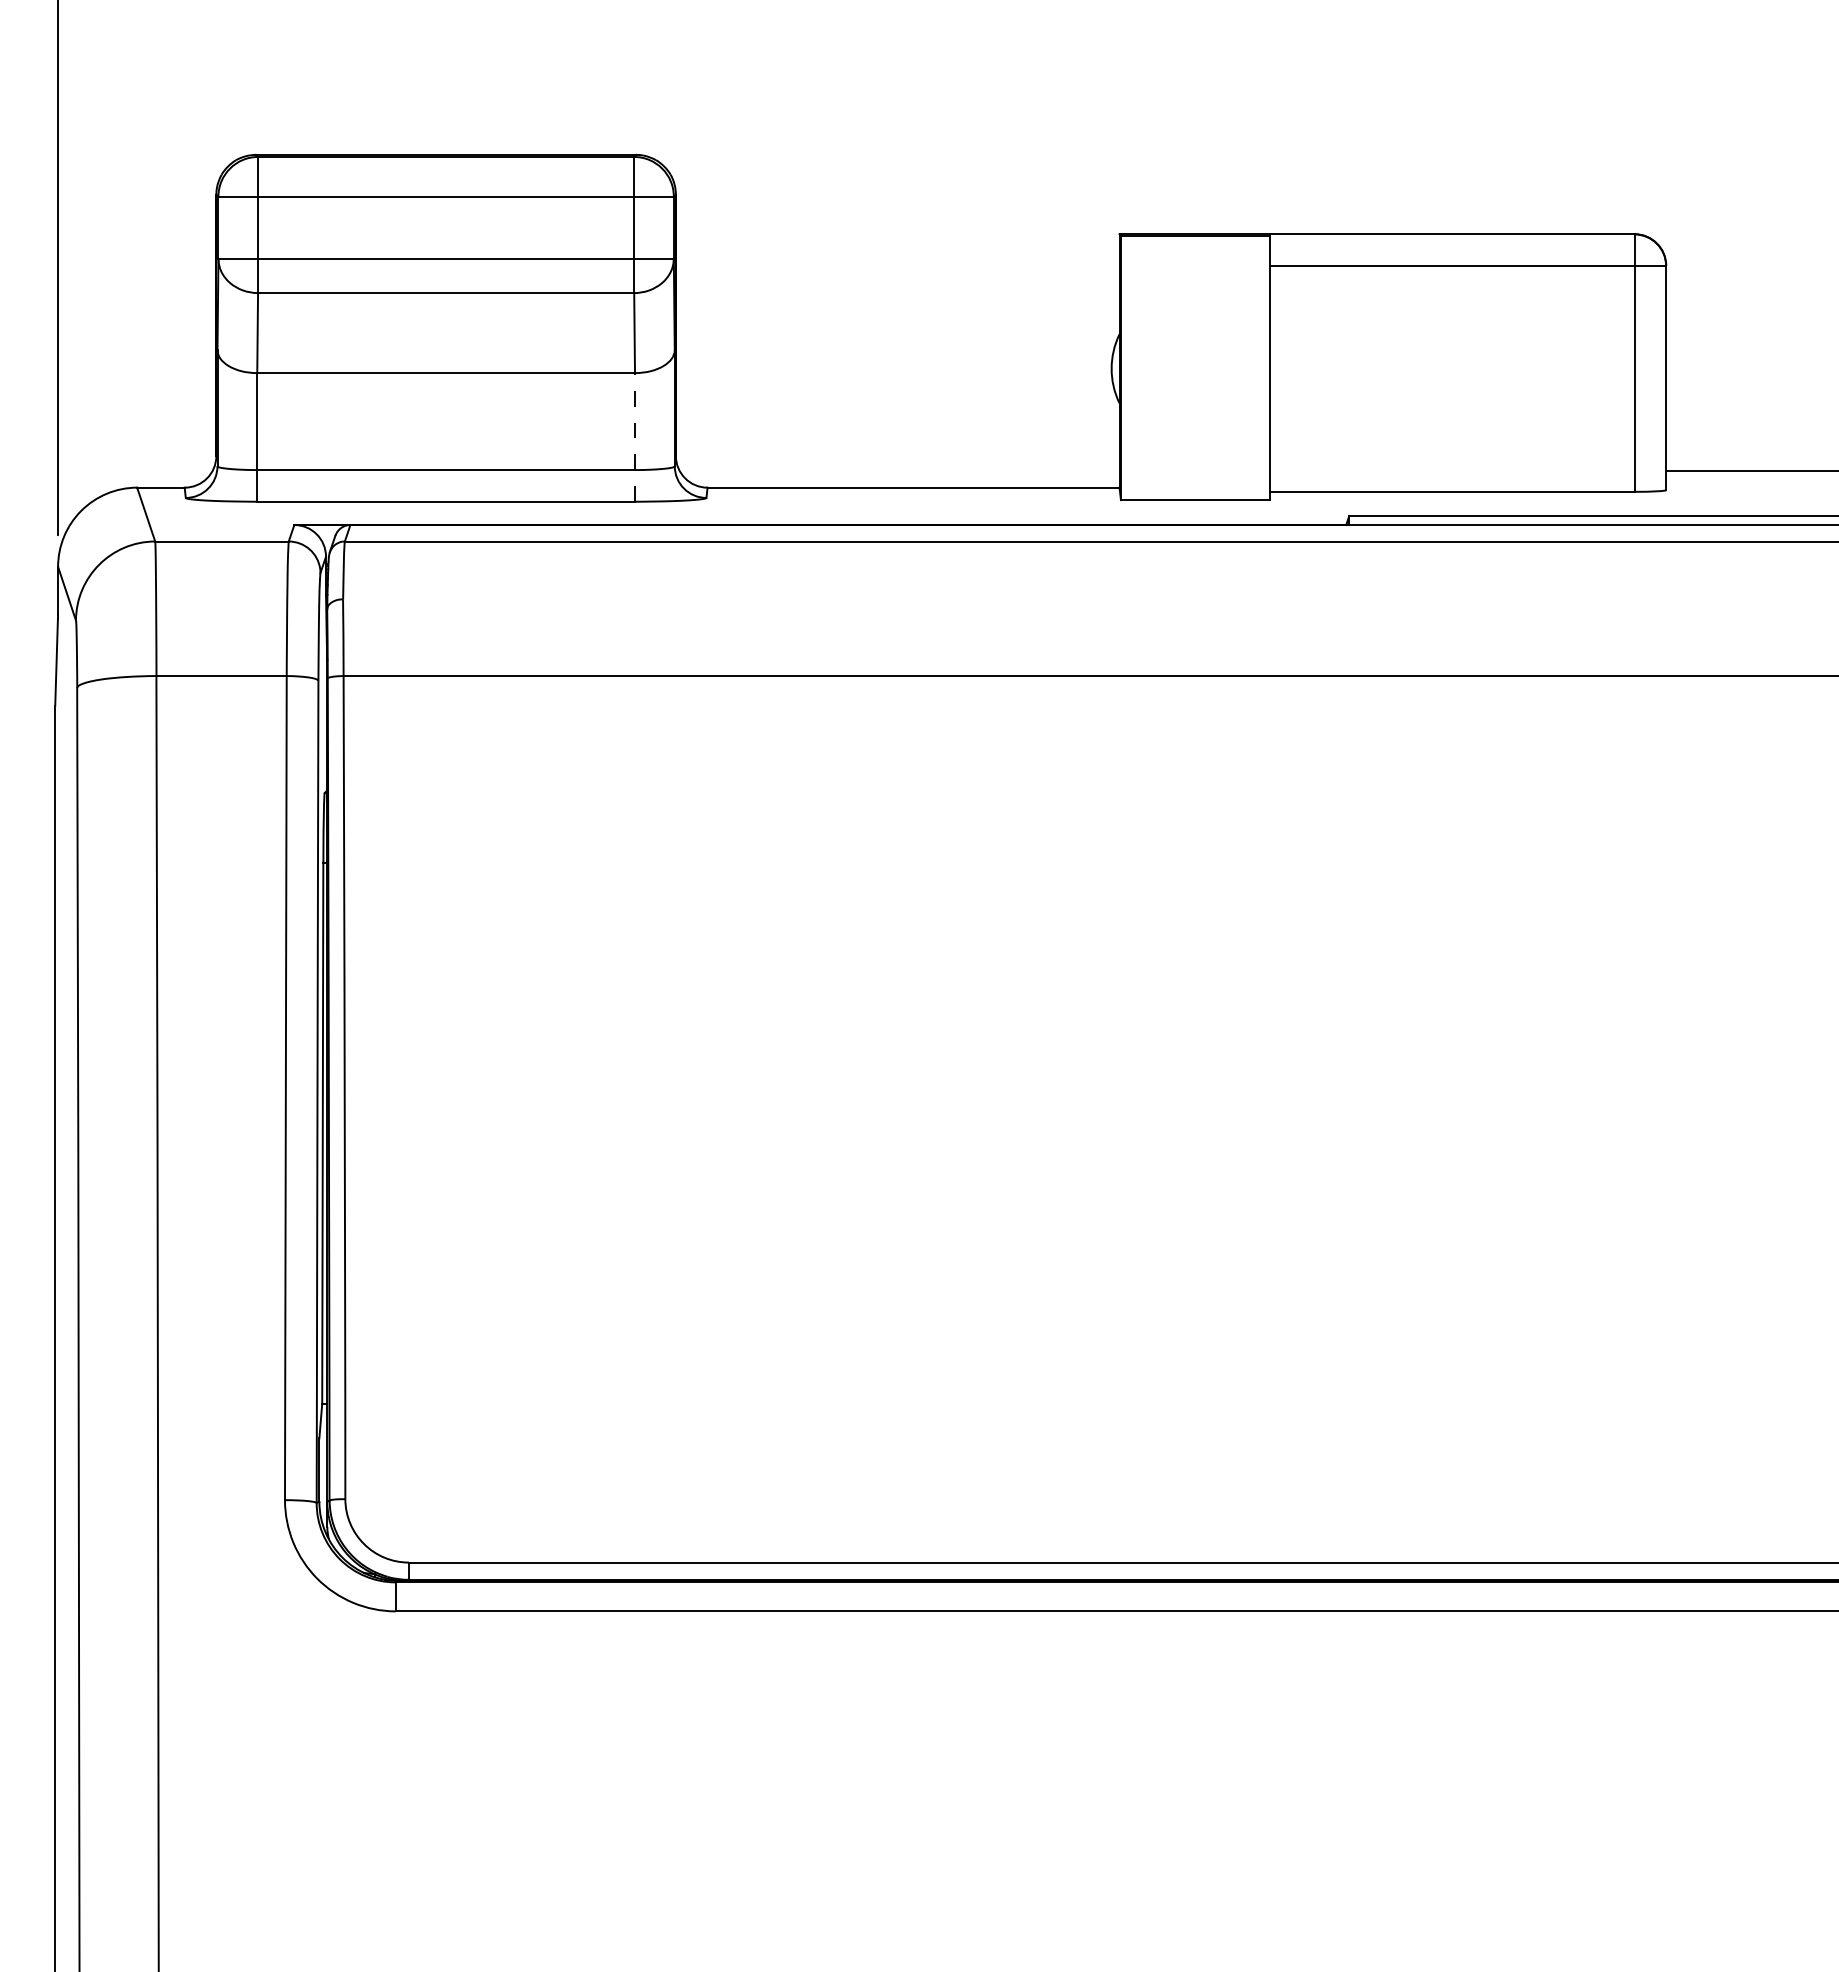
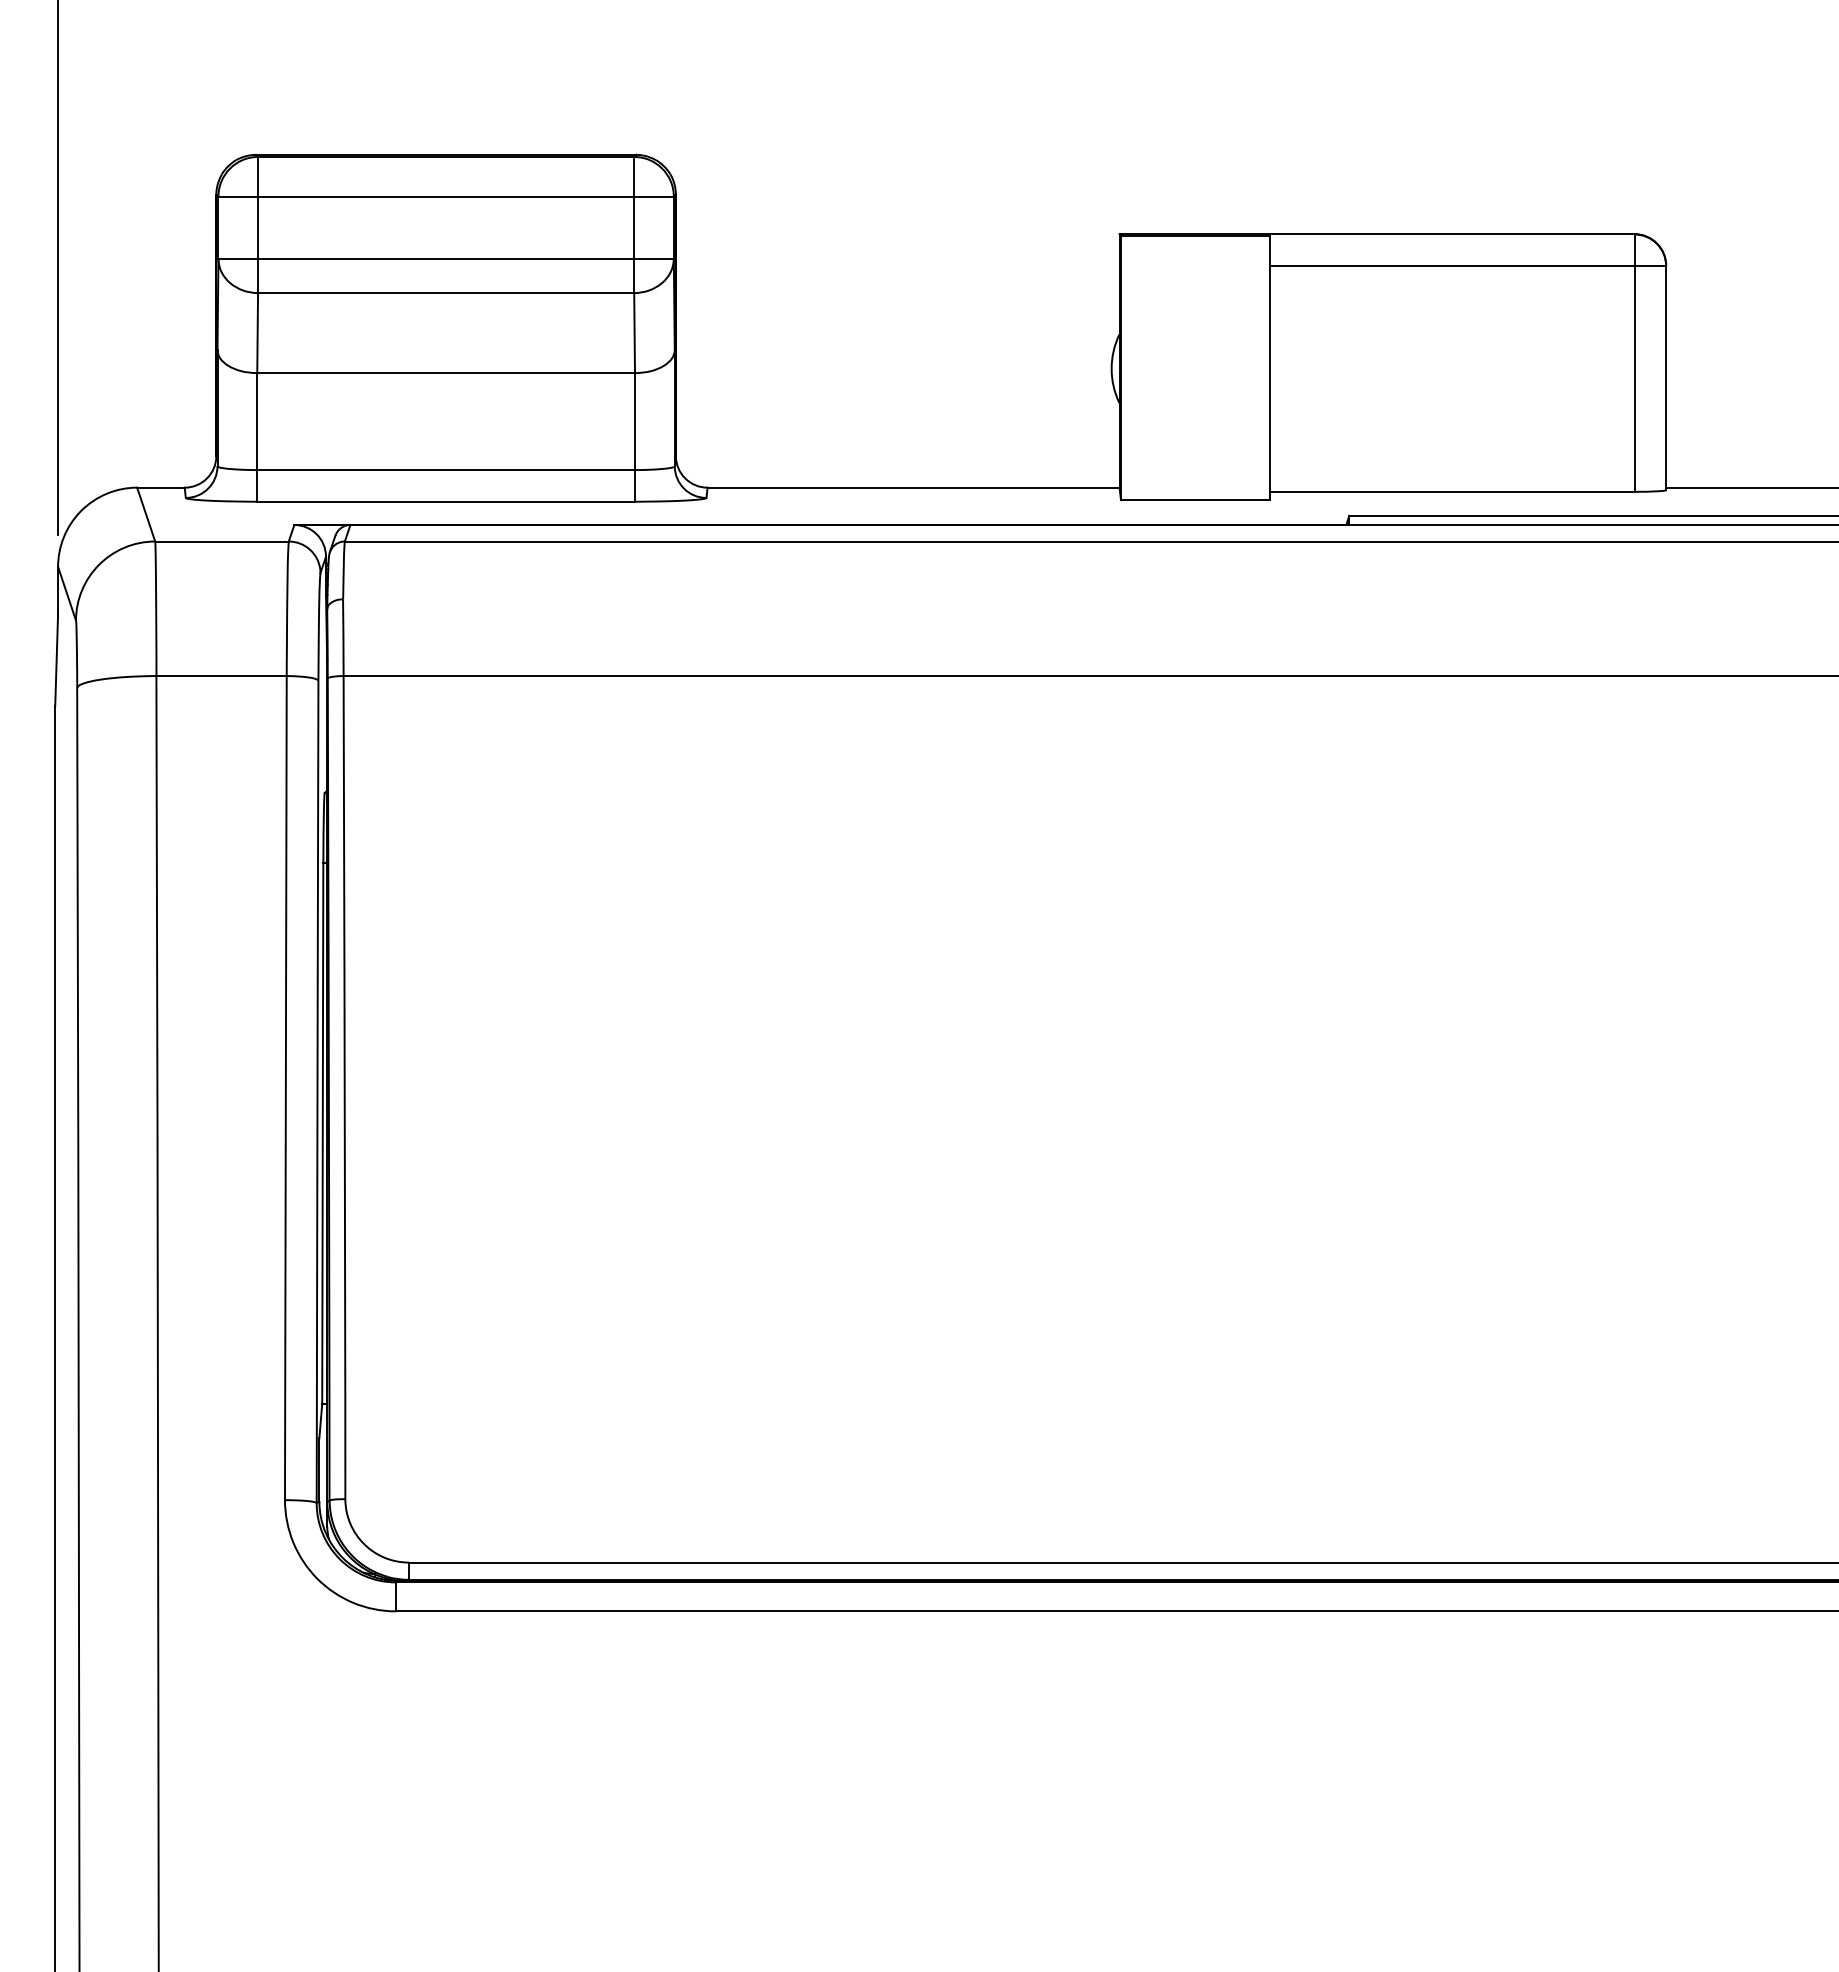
line: dashed -> solid (635, 436)
line position: (1750, 470) -> (1750, 487) (1750, 487)
